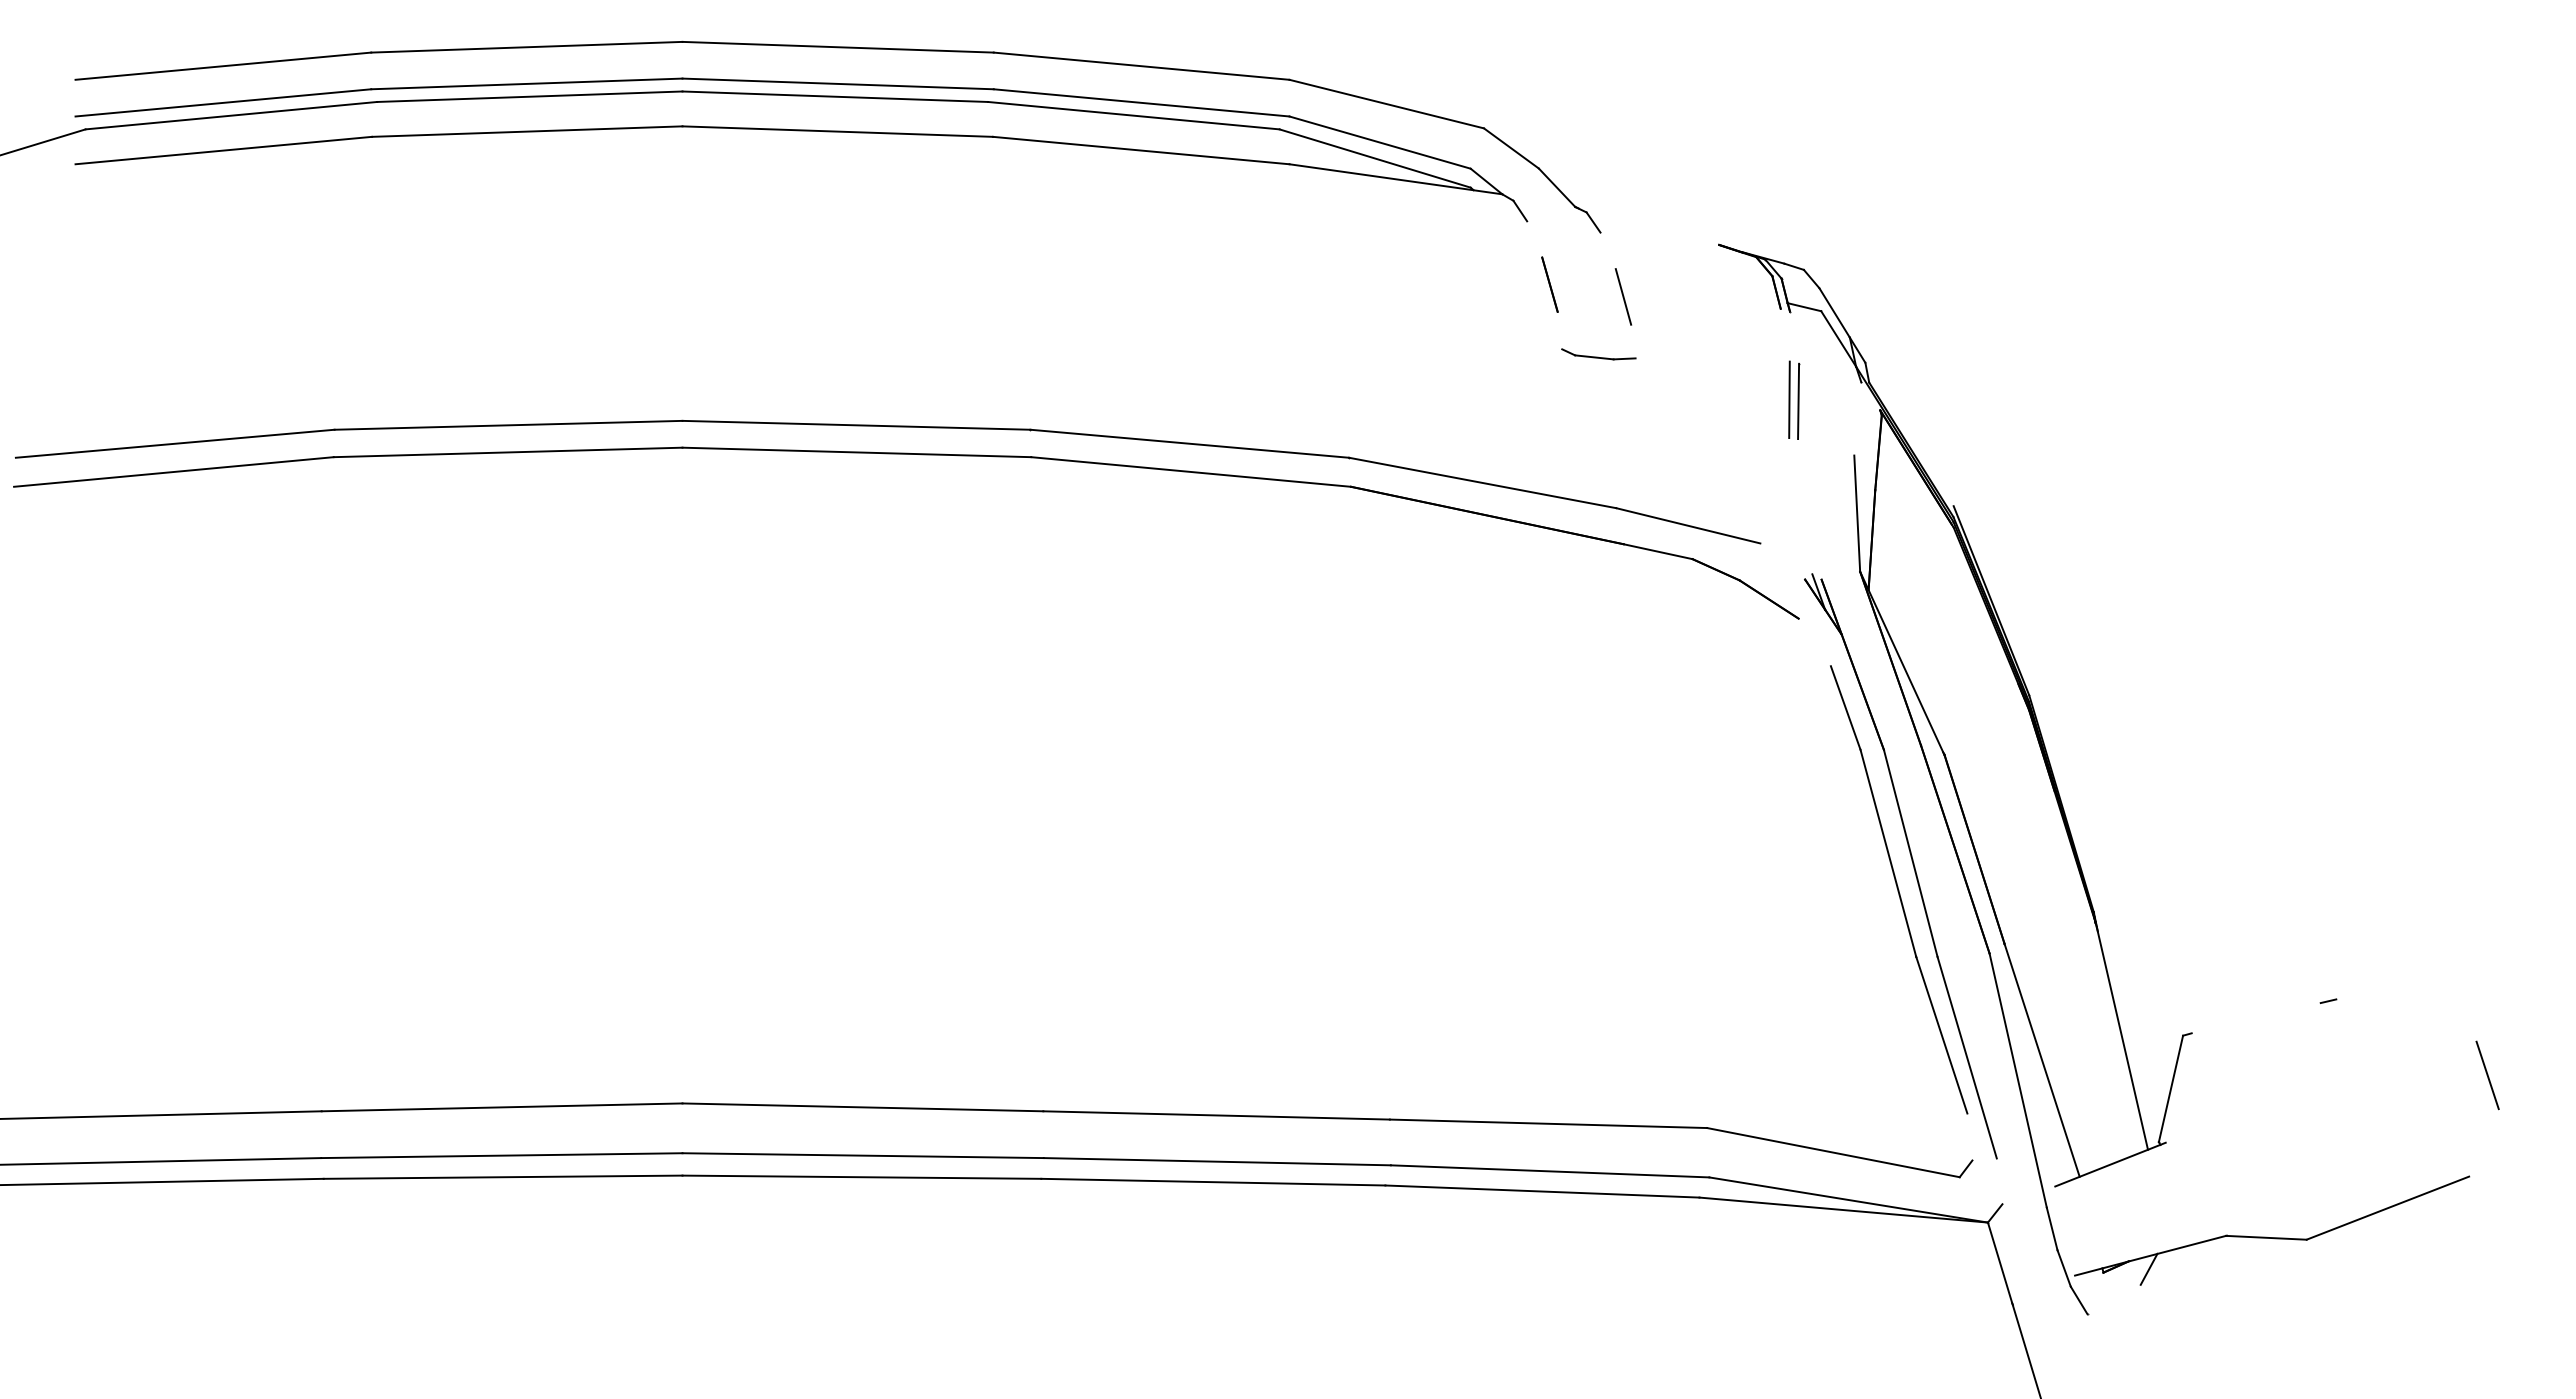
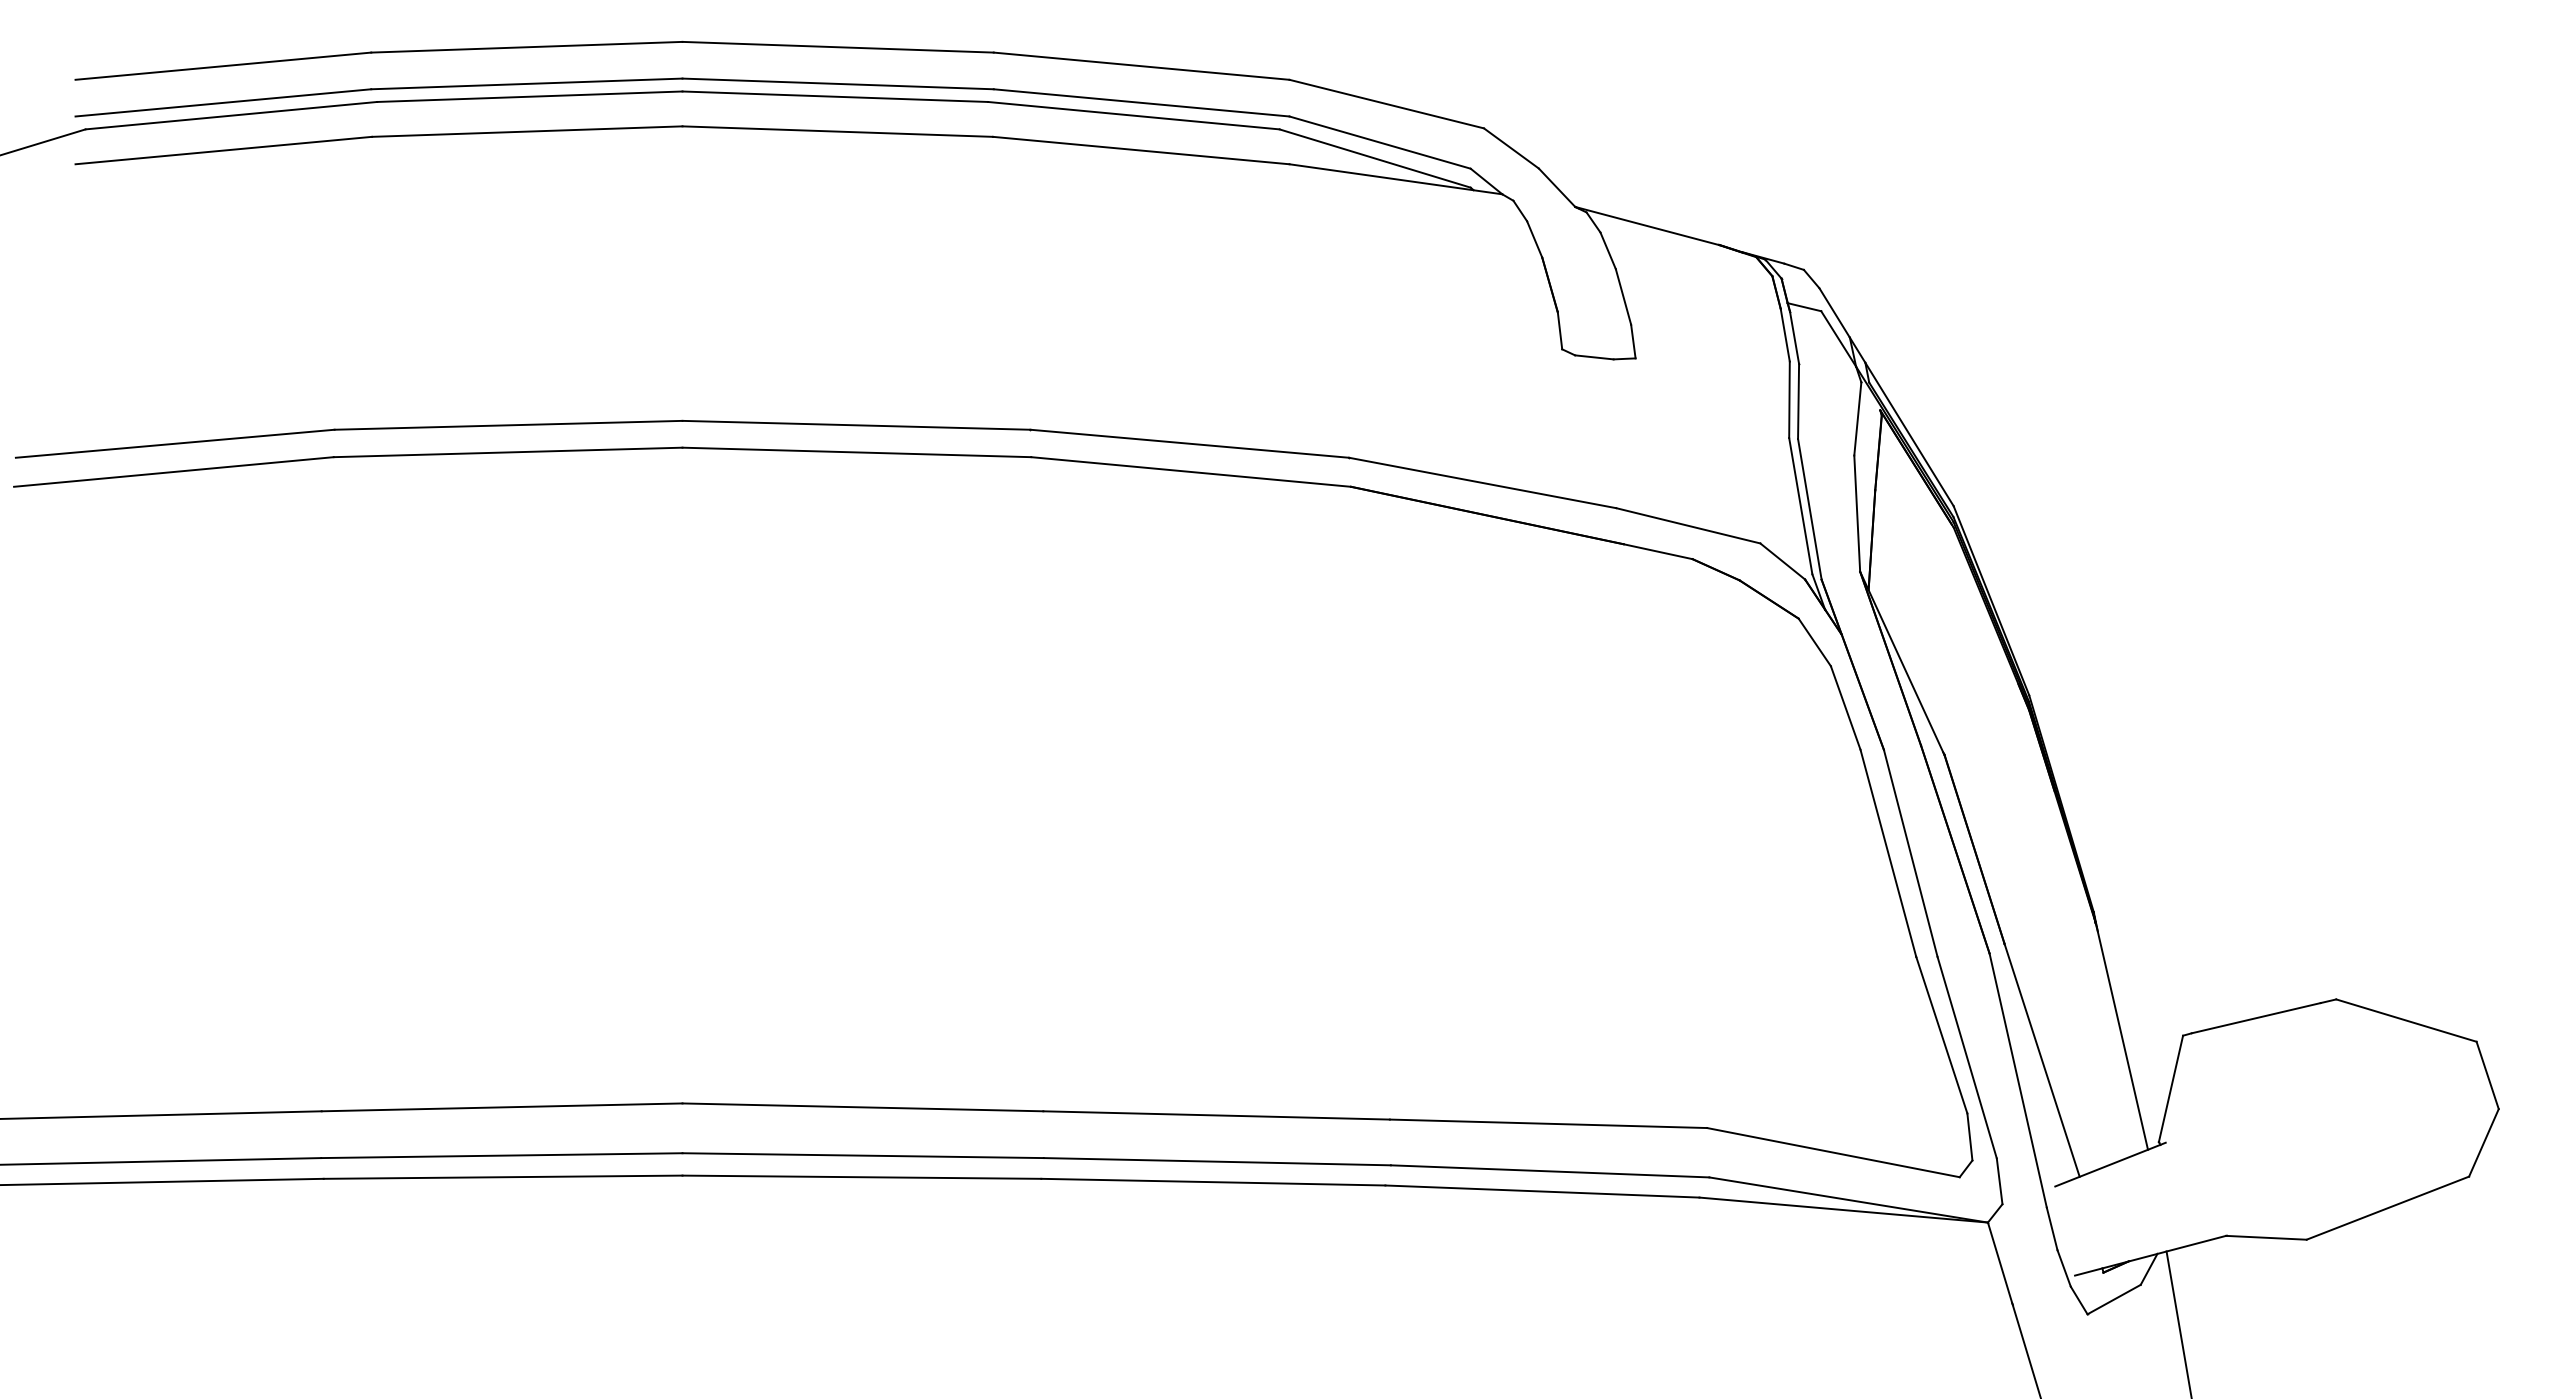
line: none -> present (1647, 226)
line: none -> present (1534, 239)
line: none -> present (1607, 250)
line: none -> present (1559, 330)
line: none -> present (1784, 334)
line: none -> present (1794, 337)
line: none -> present (1633, 341)
line: none -> present (1857, 418)
line: none -> present (1909, 434)
line: none -> present (1800, 506)
line: none -> present (1809, 509)
line: none -> present (1782, 561)
line: none -> present (1814, 642)
line: none -> present (2255, 1018)
line: none -> present (2406, 1020)
line: none -> present (1969, 1136)
line: none -> present (2483, 1142)
line: none -> present (1999, 1181)
line: none -> present (2113, 1299)
line: none -> present (2178, 1323)
